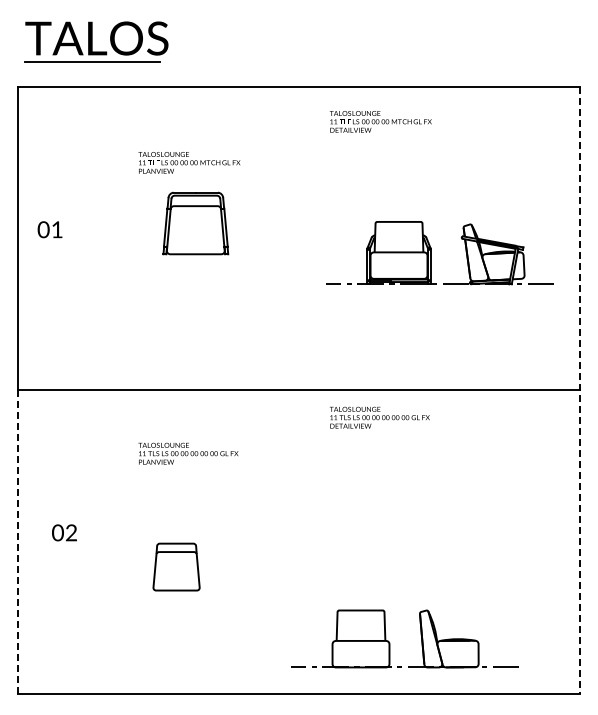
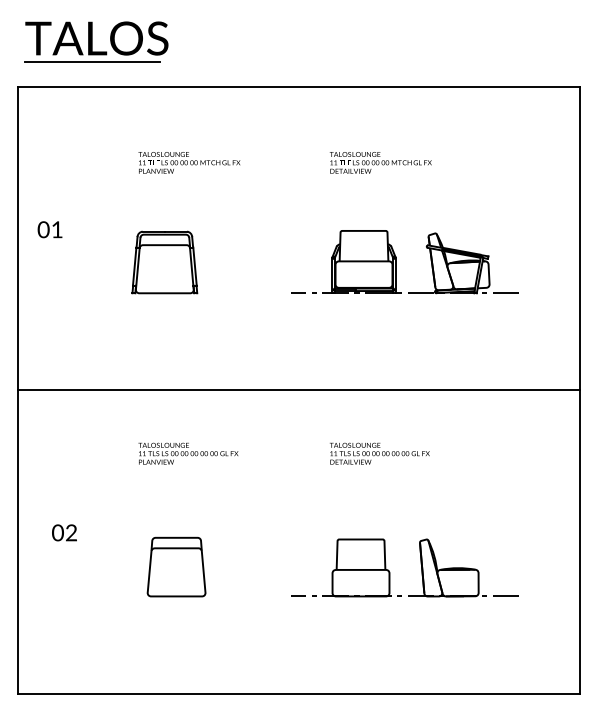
text position: (380, 121) -> (380, 162) (380, 162)
part position: (195, 223) -> (164, 262) (164, 262)
part position: (431, 253) -> (396, 262) (396, 262)
line: dashed -> solid (580, 390)
text position: (379, 417) -> (379, 453) (379, 453)
line: dashed -> solid (17, 541)
part size: 49x50 px -> 61x62 px (176, 566)
part position: (390, 643) -> (390, 572) (390, 572)
